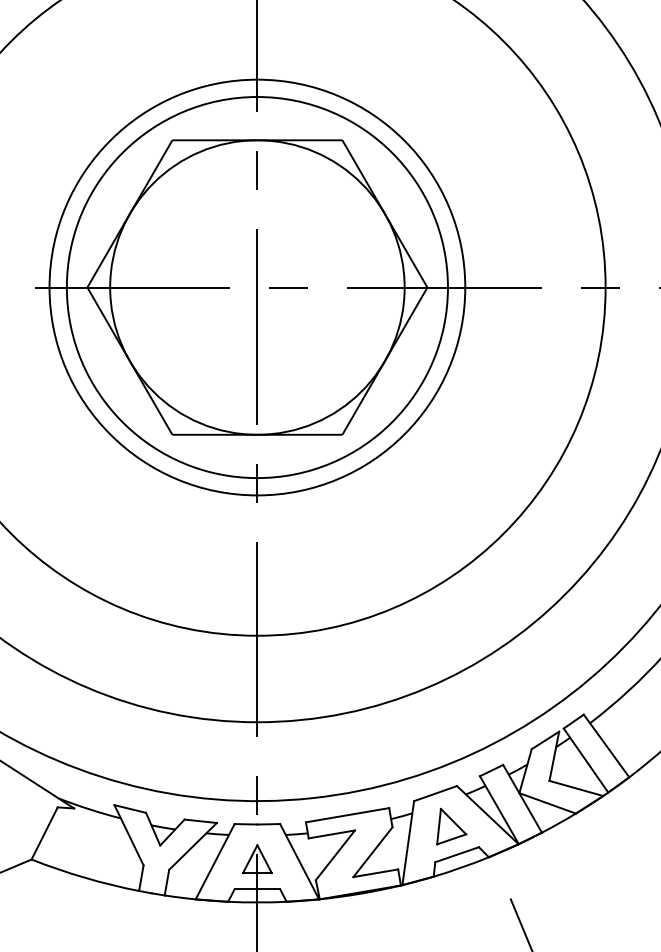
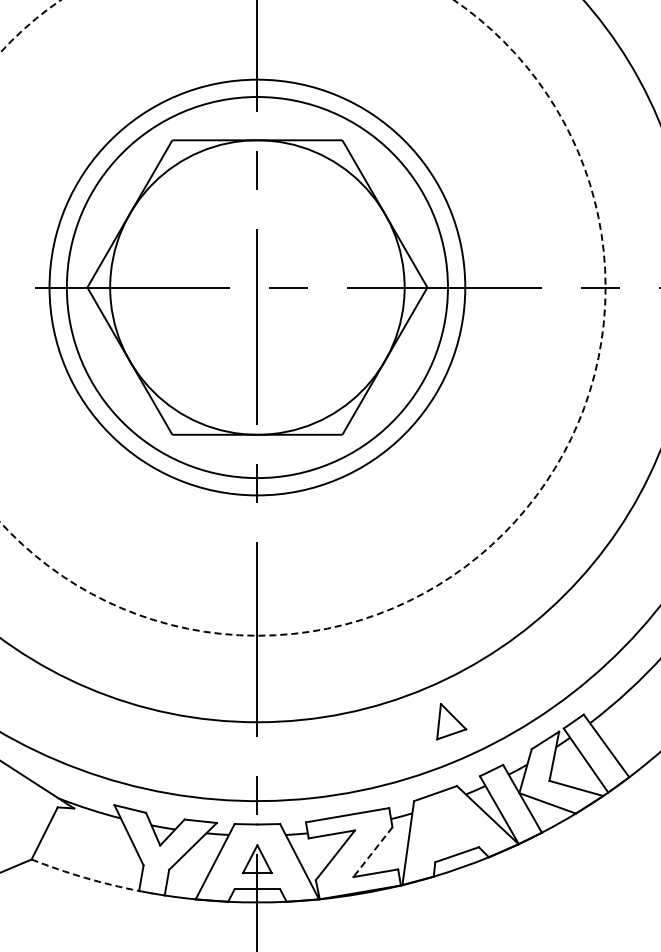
circle: solid -> dashed (302, 317)
part position: (451, 826) -> (451, 721) (451, 721)
line: solid -> dashed (372, 852)
arc: solid -> dashed (84, 877)
line: present -> none (520, 923)
